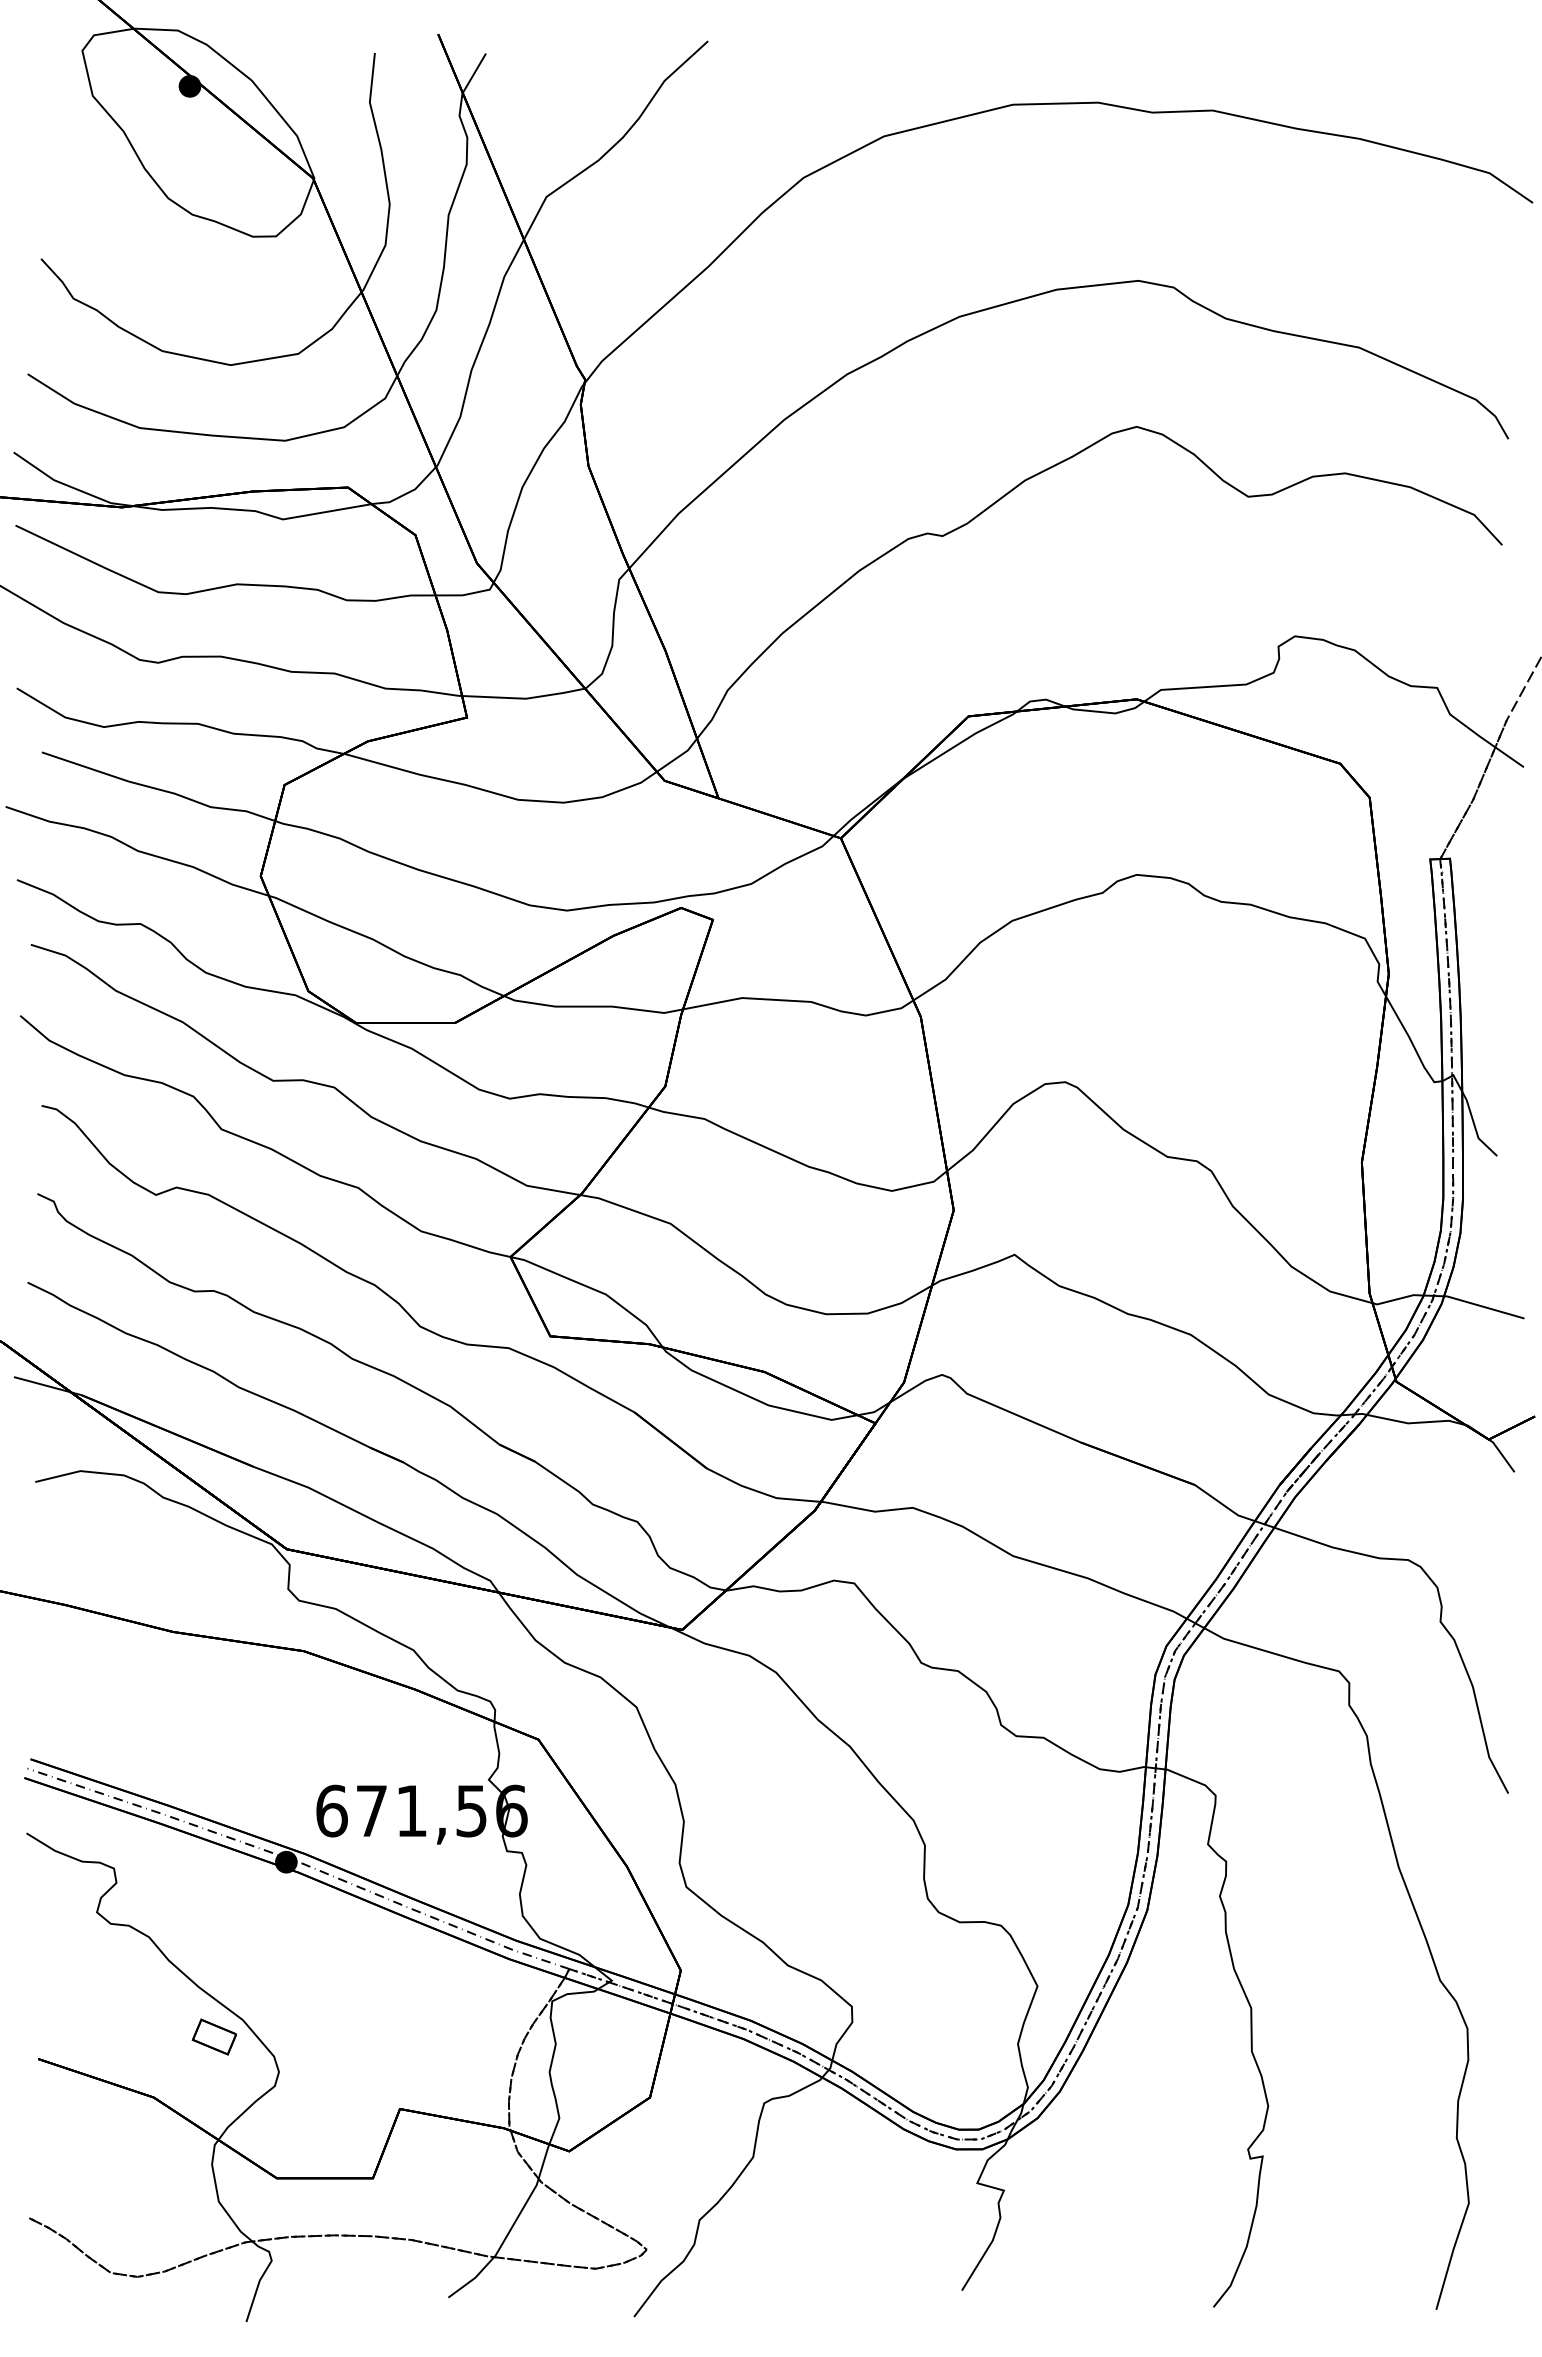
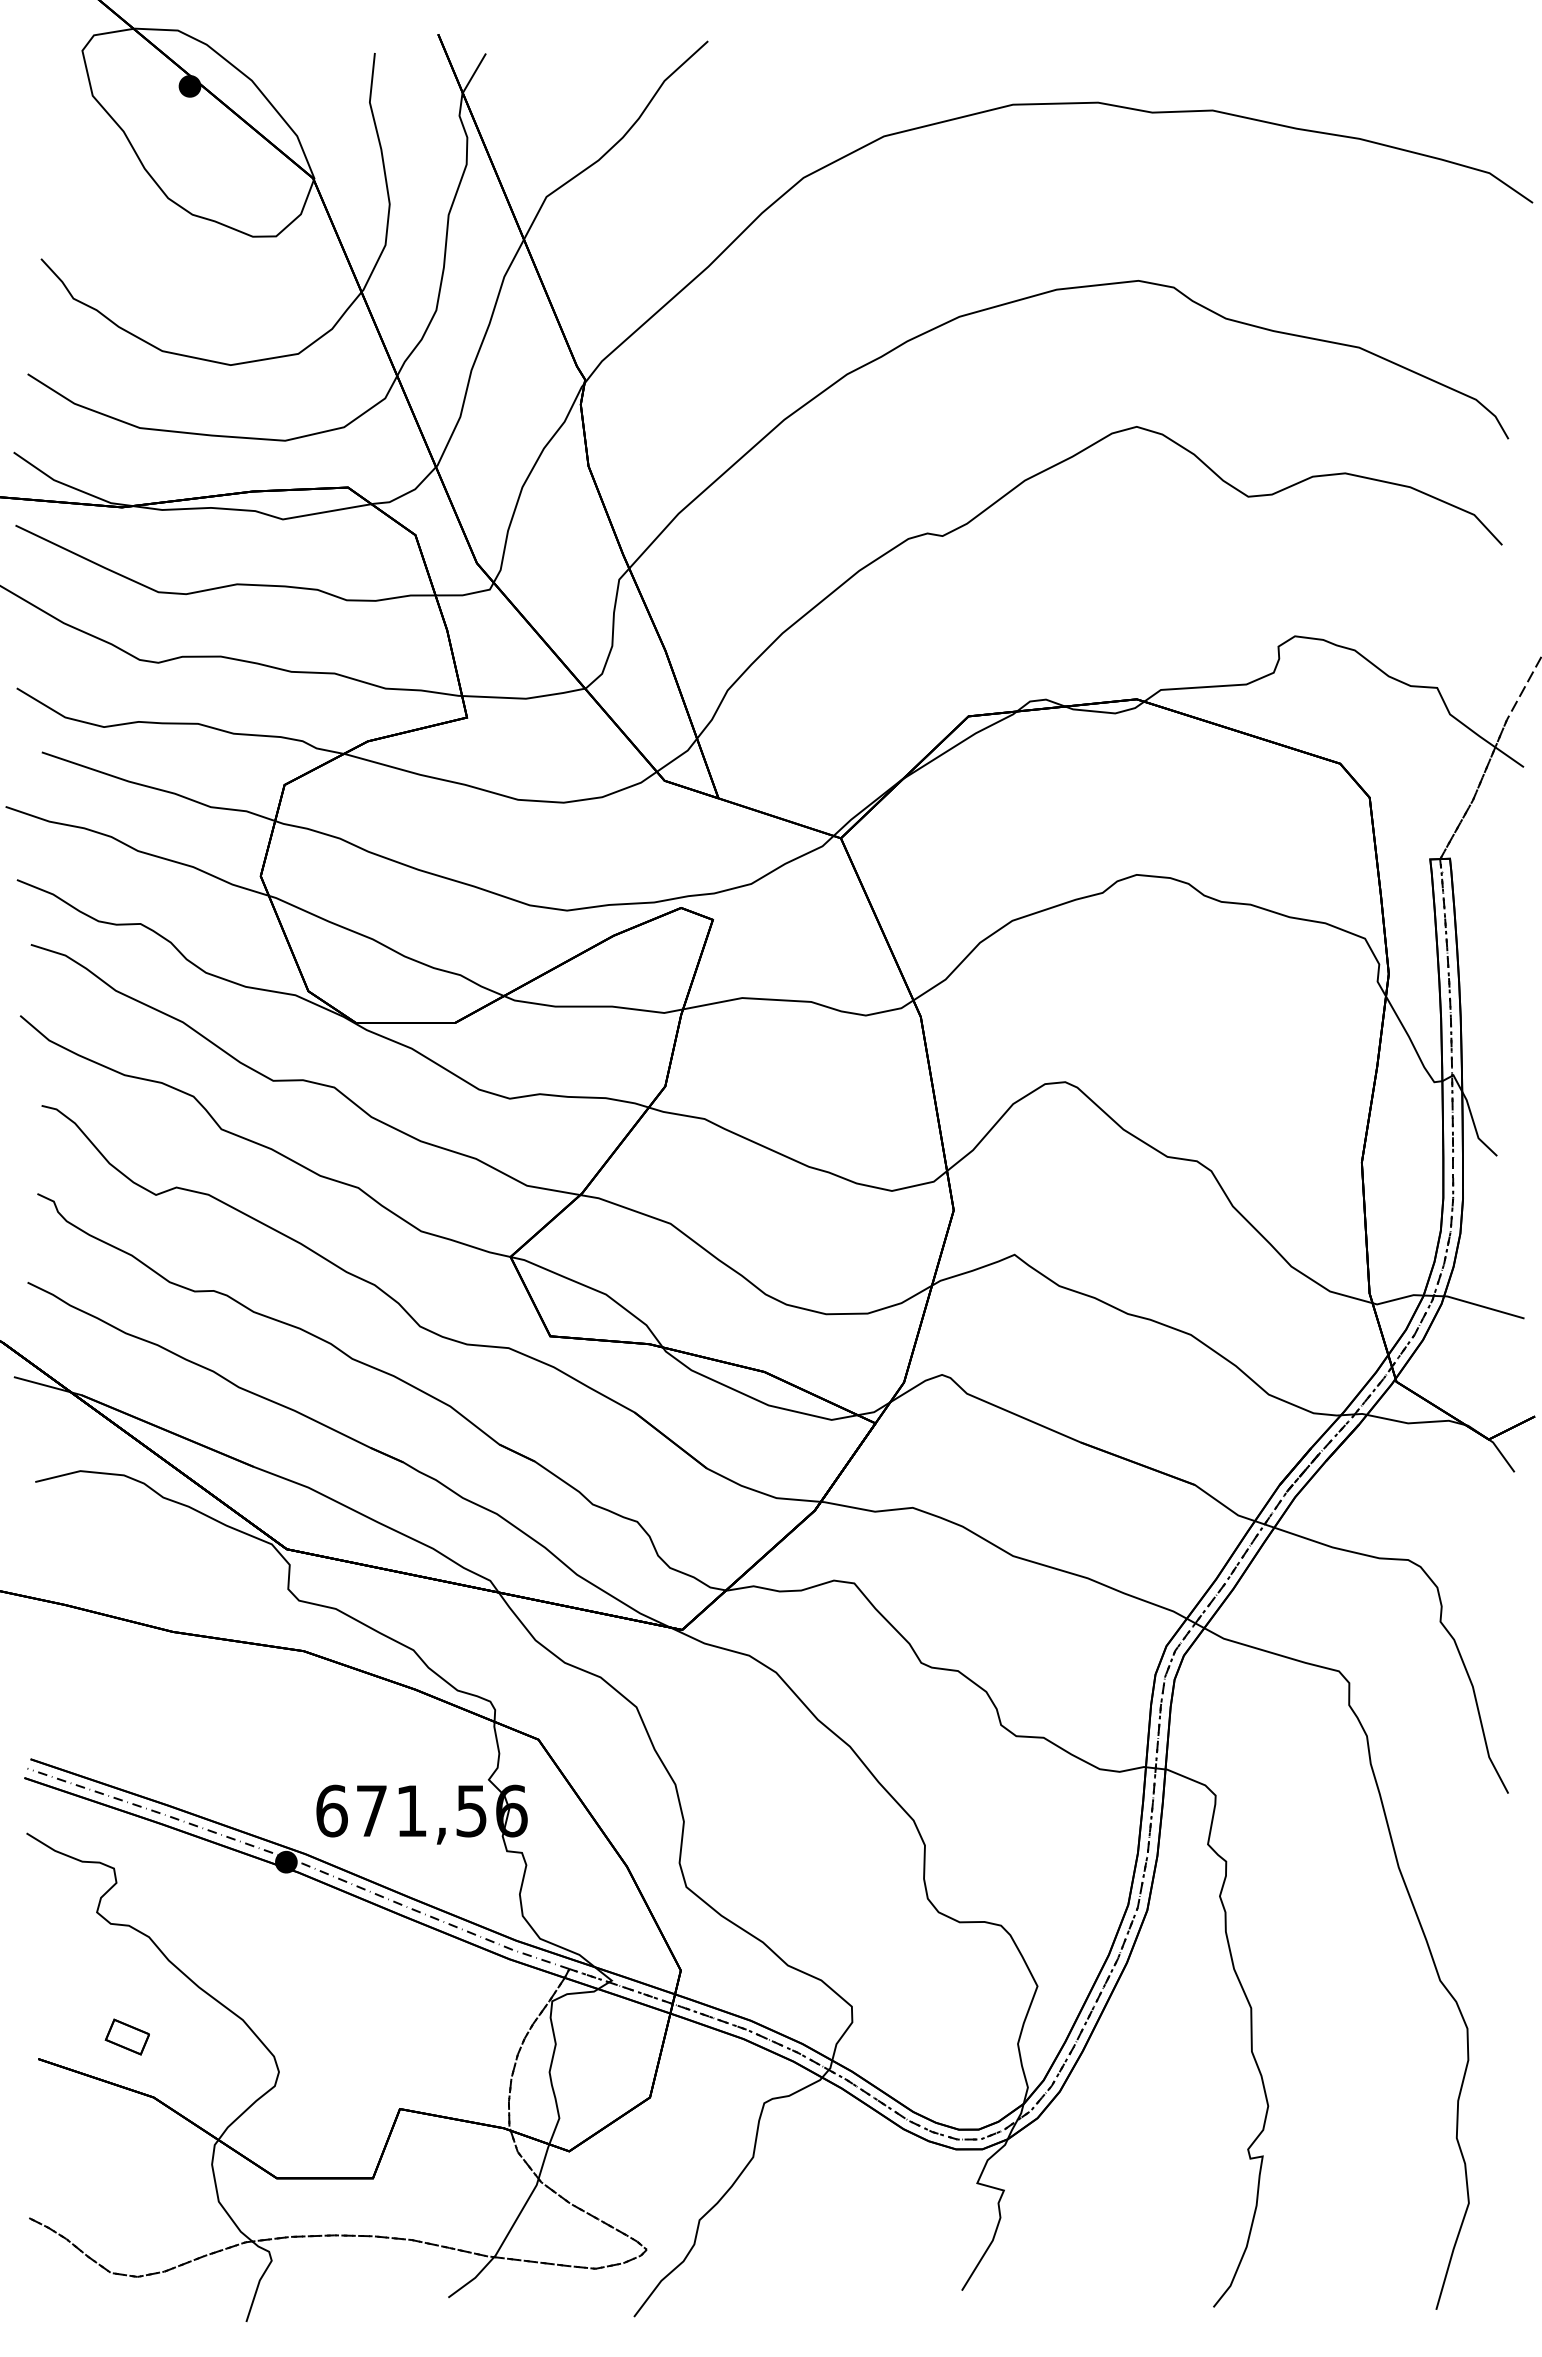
part position: (213, 2036) -> (126, 2036) (126, 2036)
